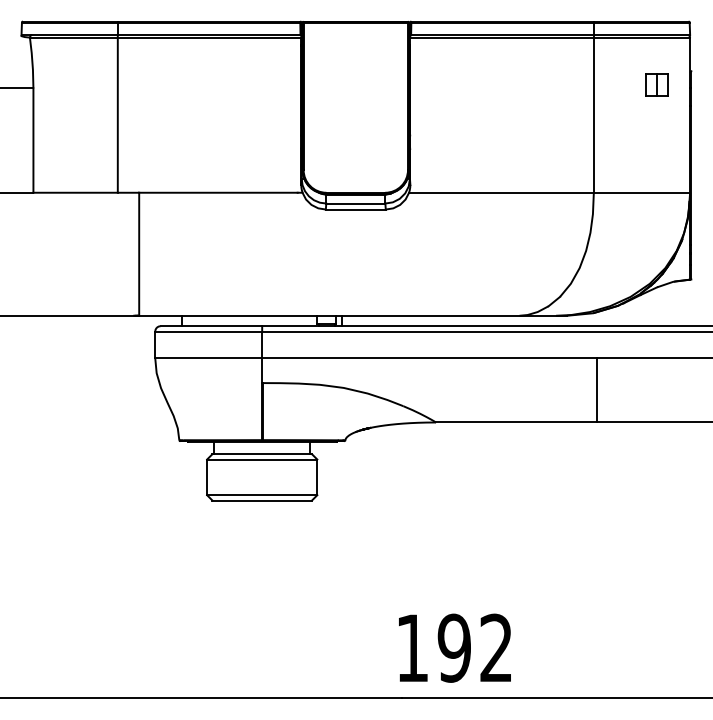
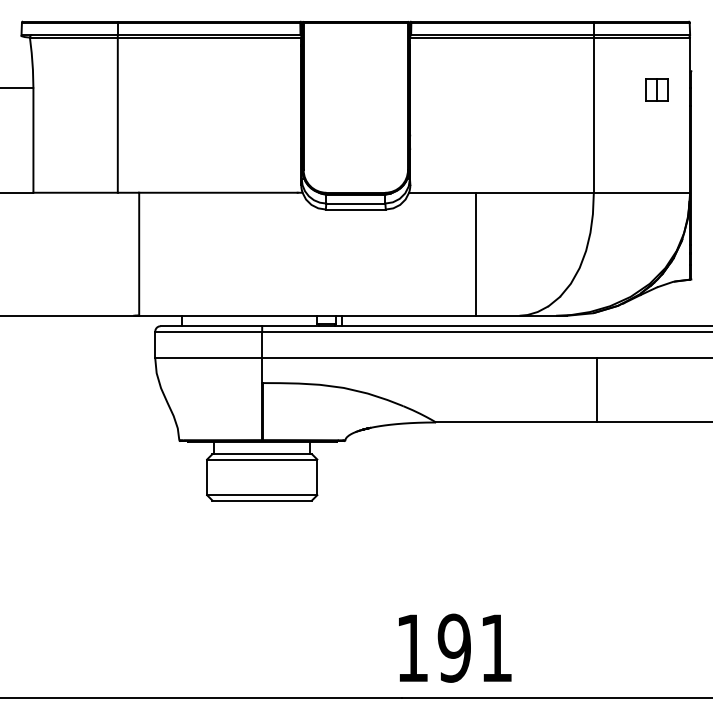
part position: (656, 84) -> (656, 89) (656, 89)
line: none -> present (476, 253)
text: 192 -> 191 (495, 647)
